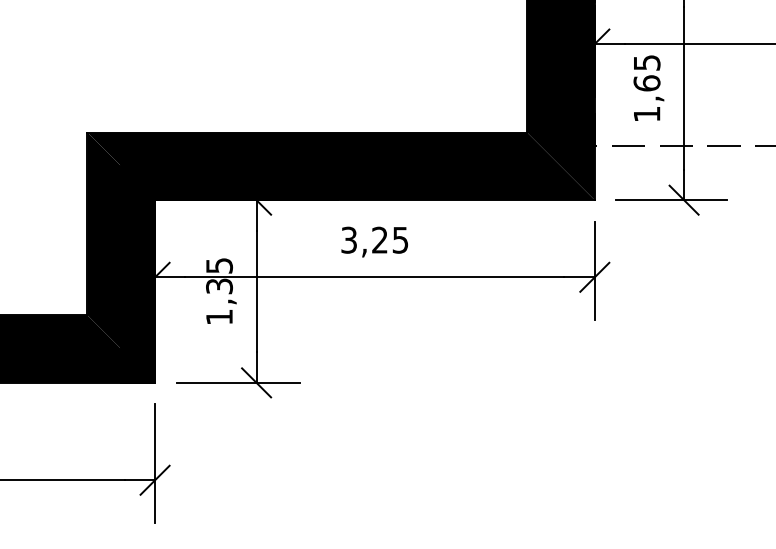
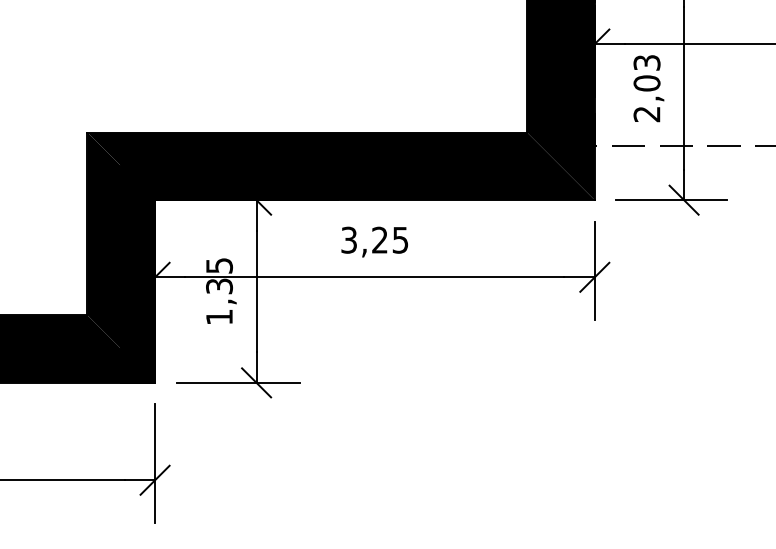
text: 1,65 -> 2,03 (646, 88)
